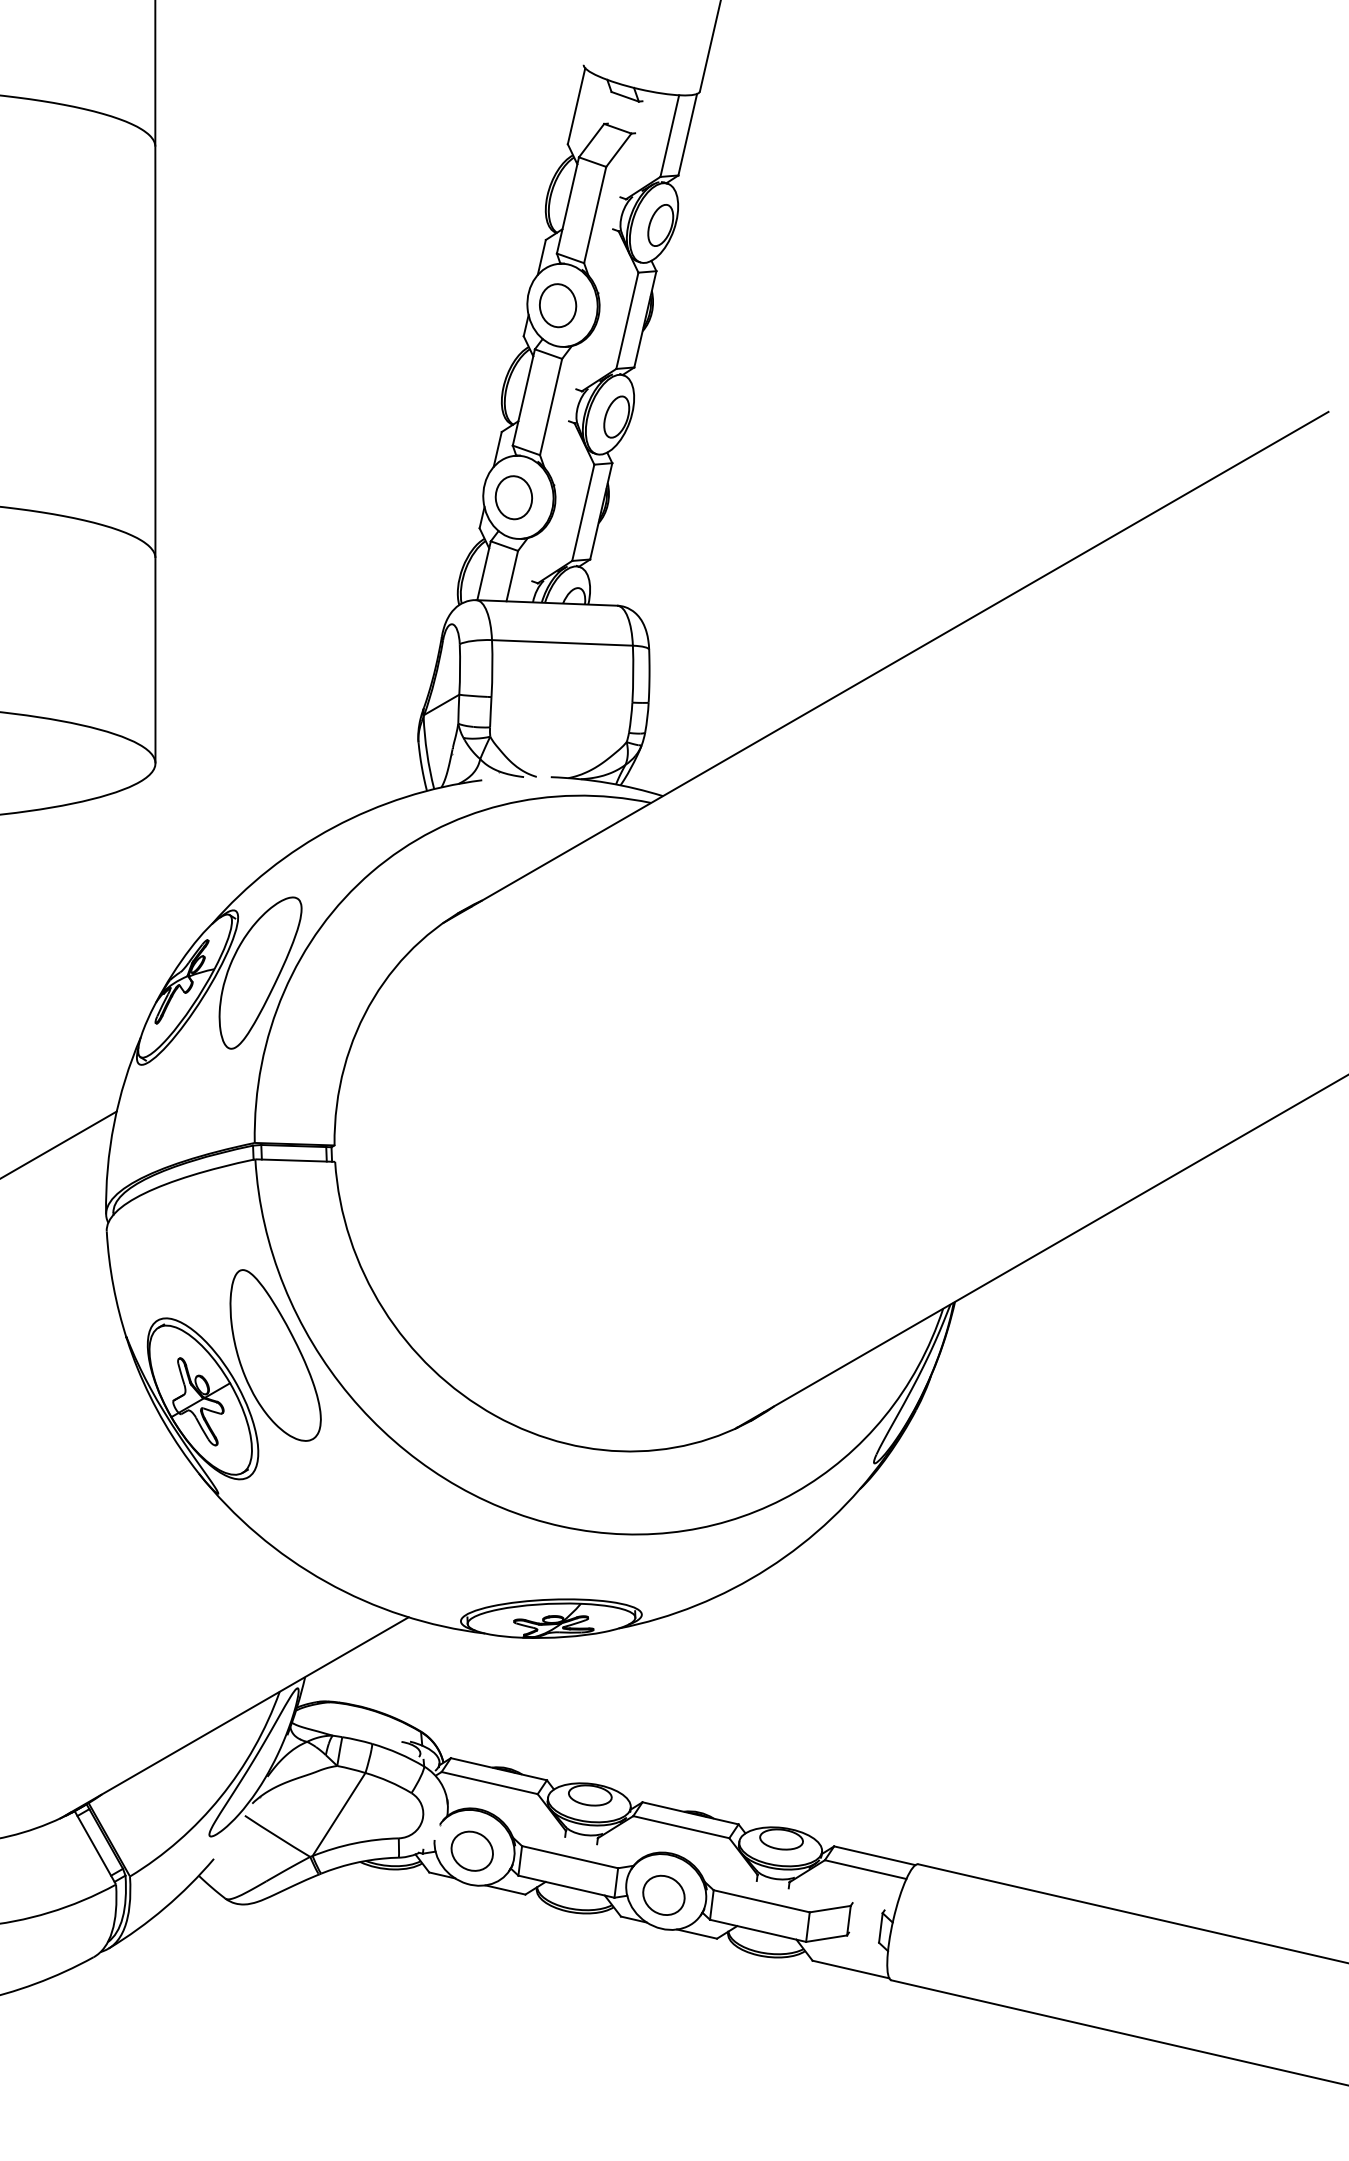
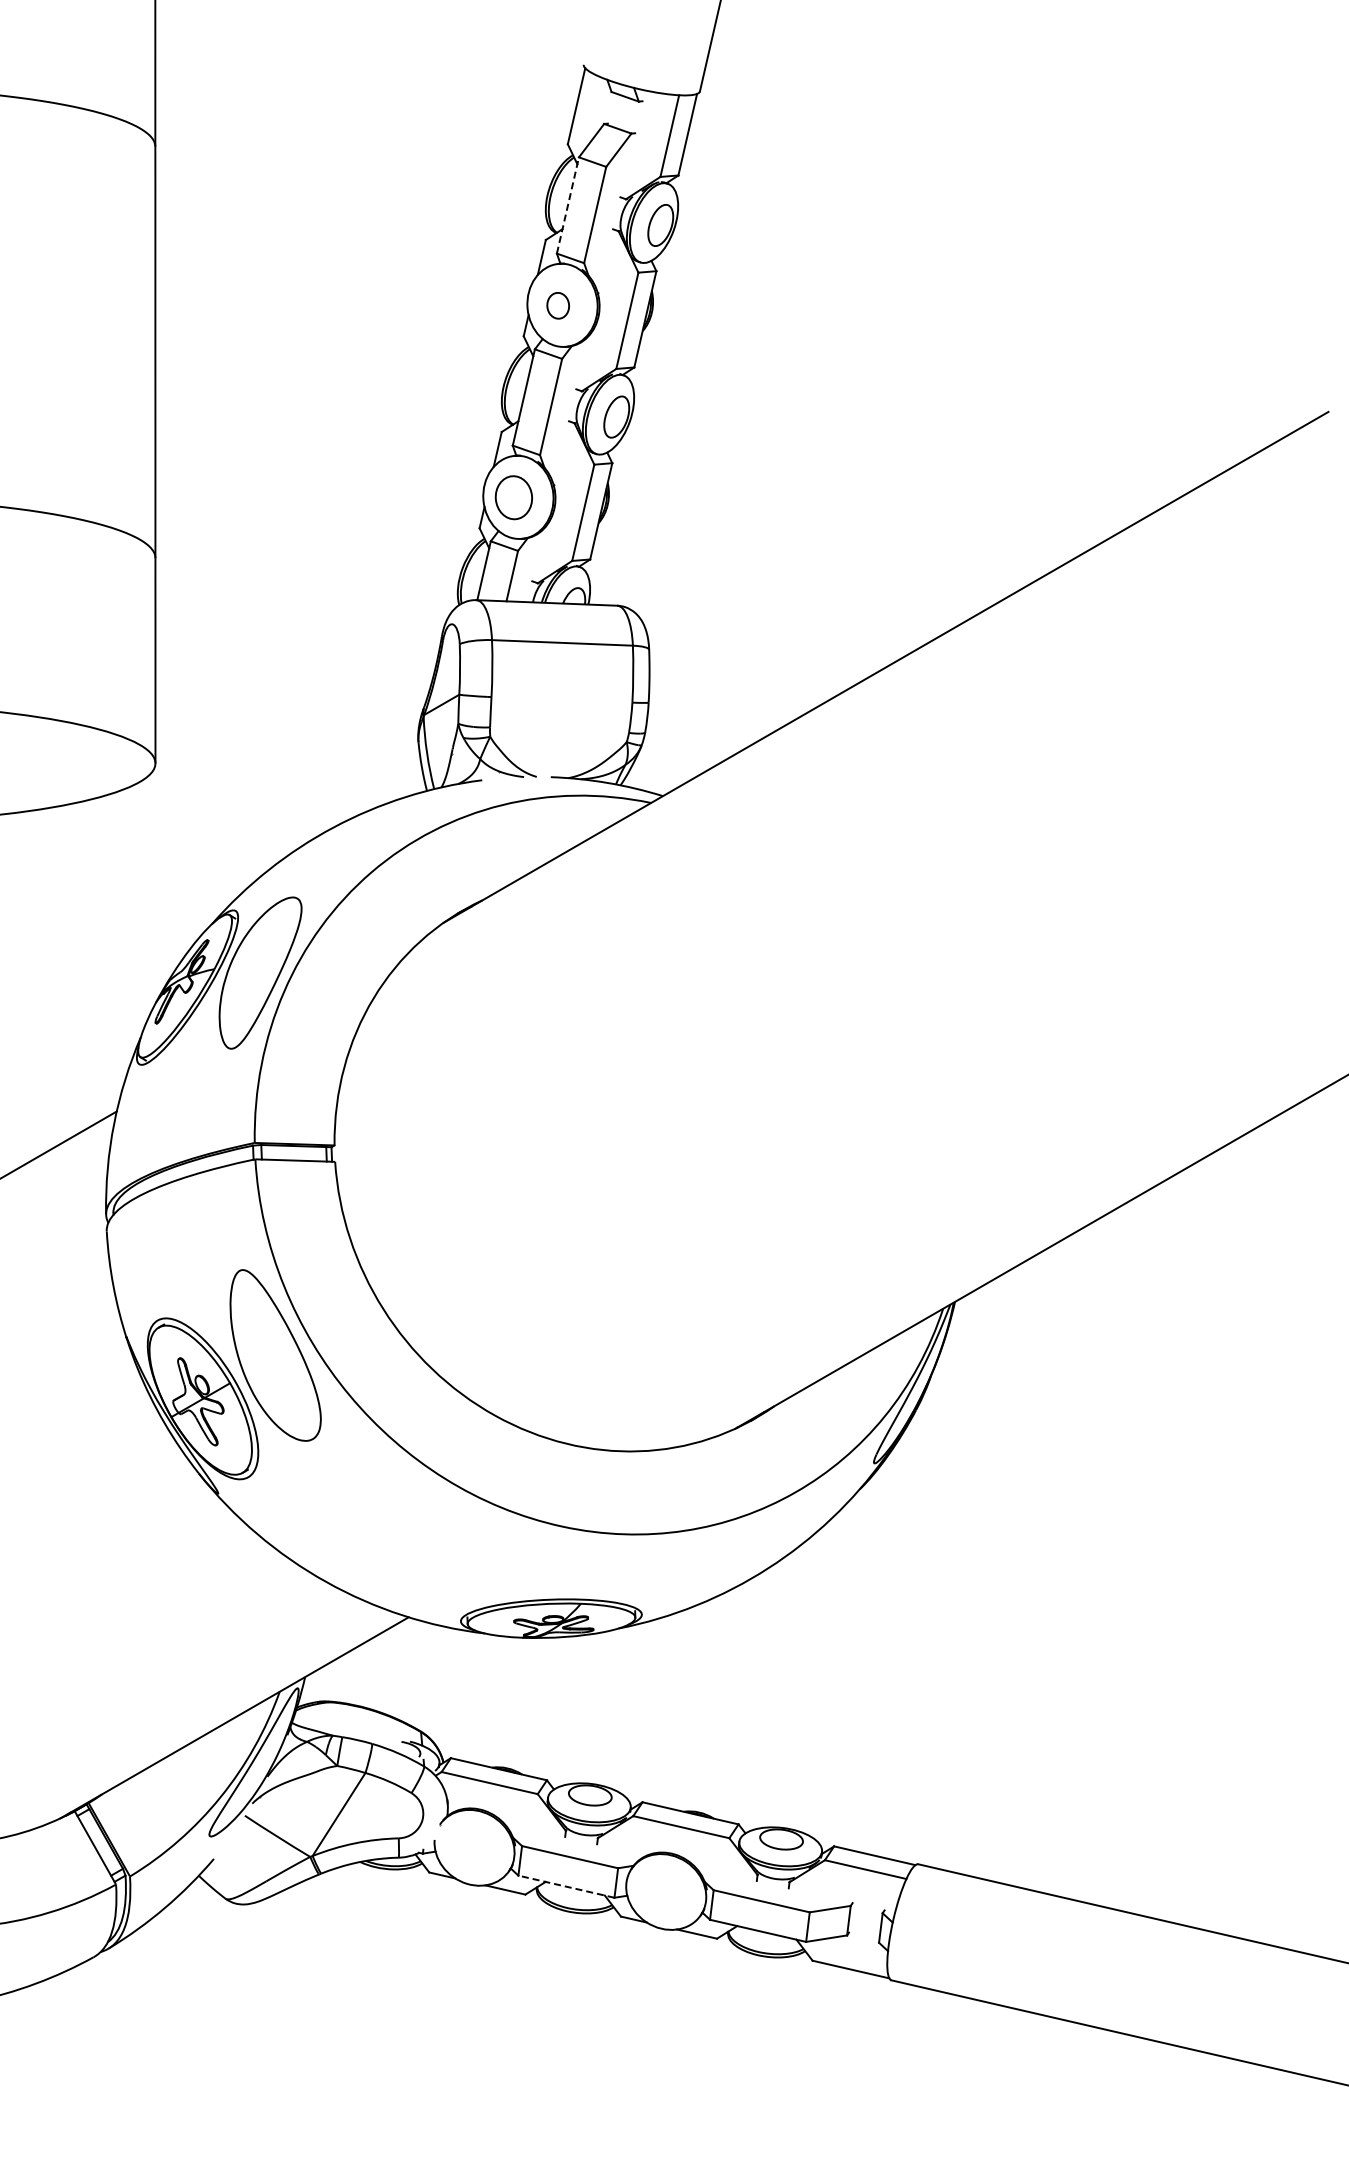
line: solid -> dashed (568, 204)
part size: 39x46 px -> 24x28 px (557, 305)
part: present -> none (471, 1850)
line: solid -> dashed (565, 1886)
part: present -> none (663, 1894)
